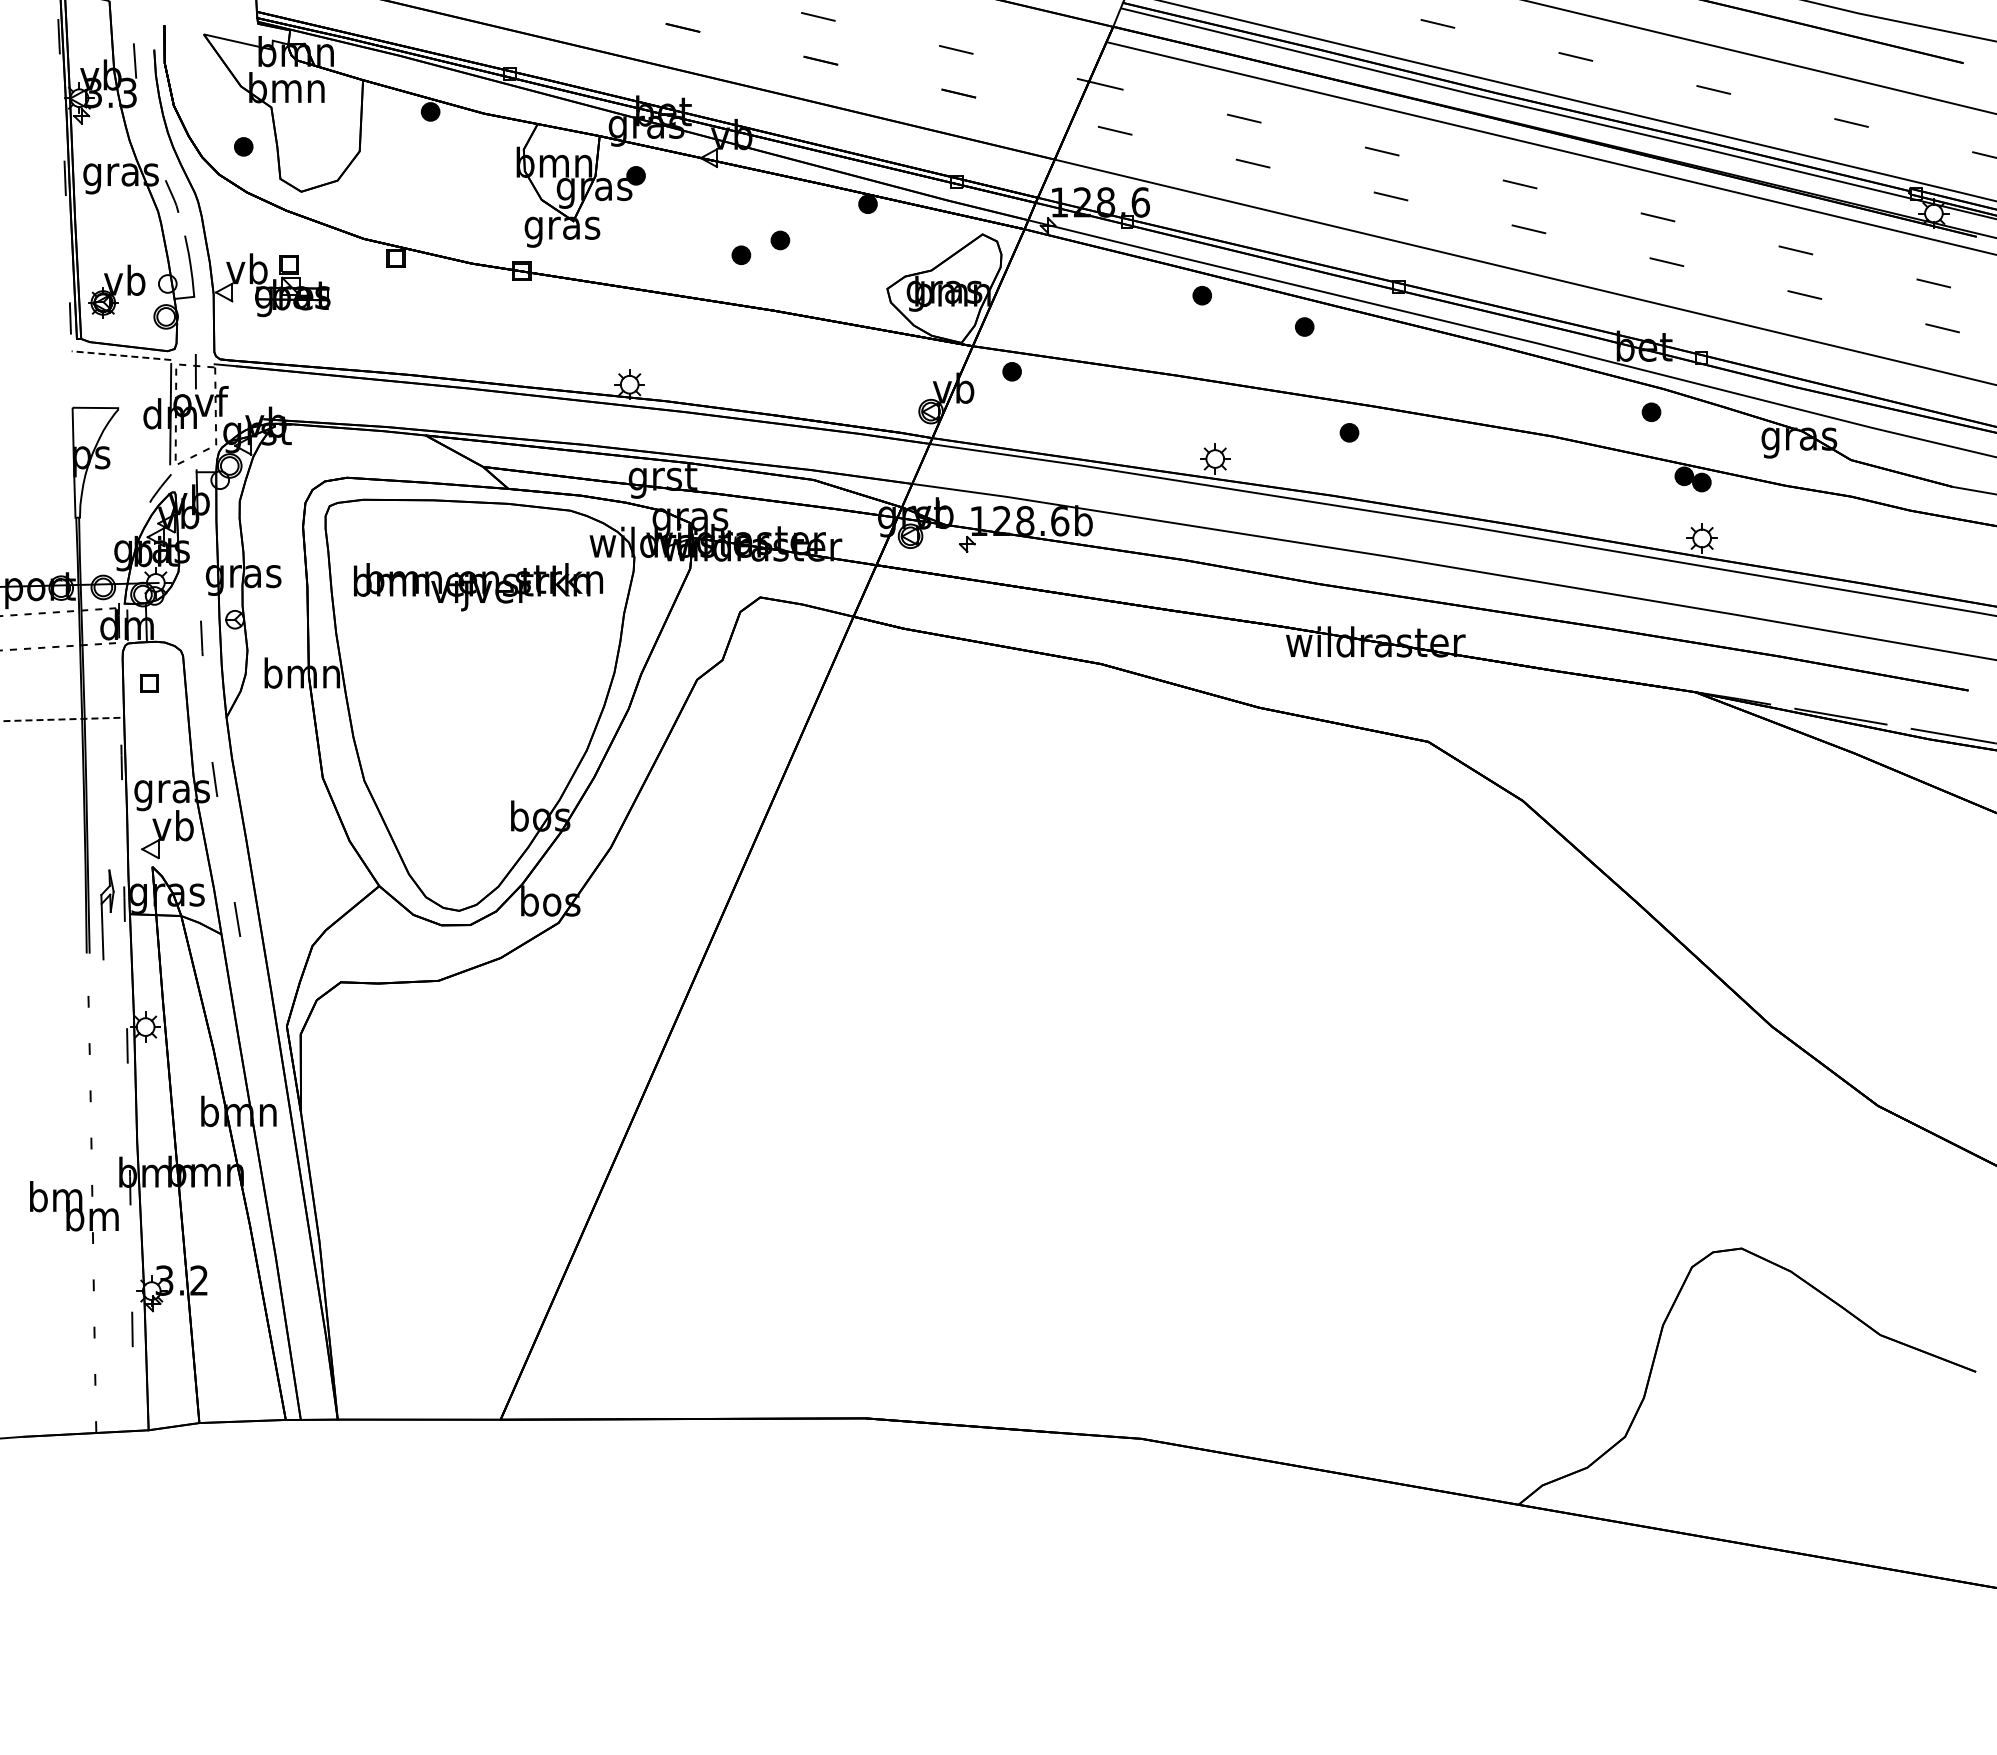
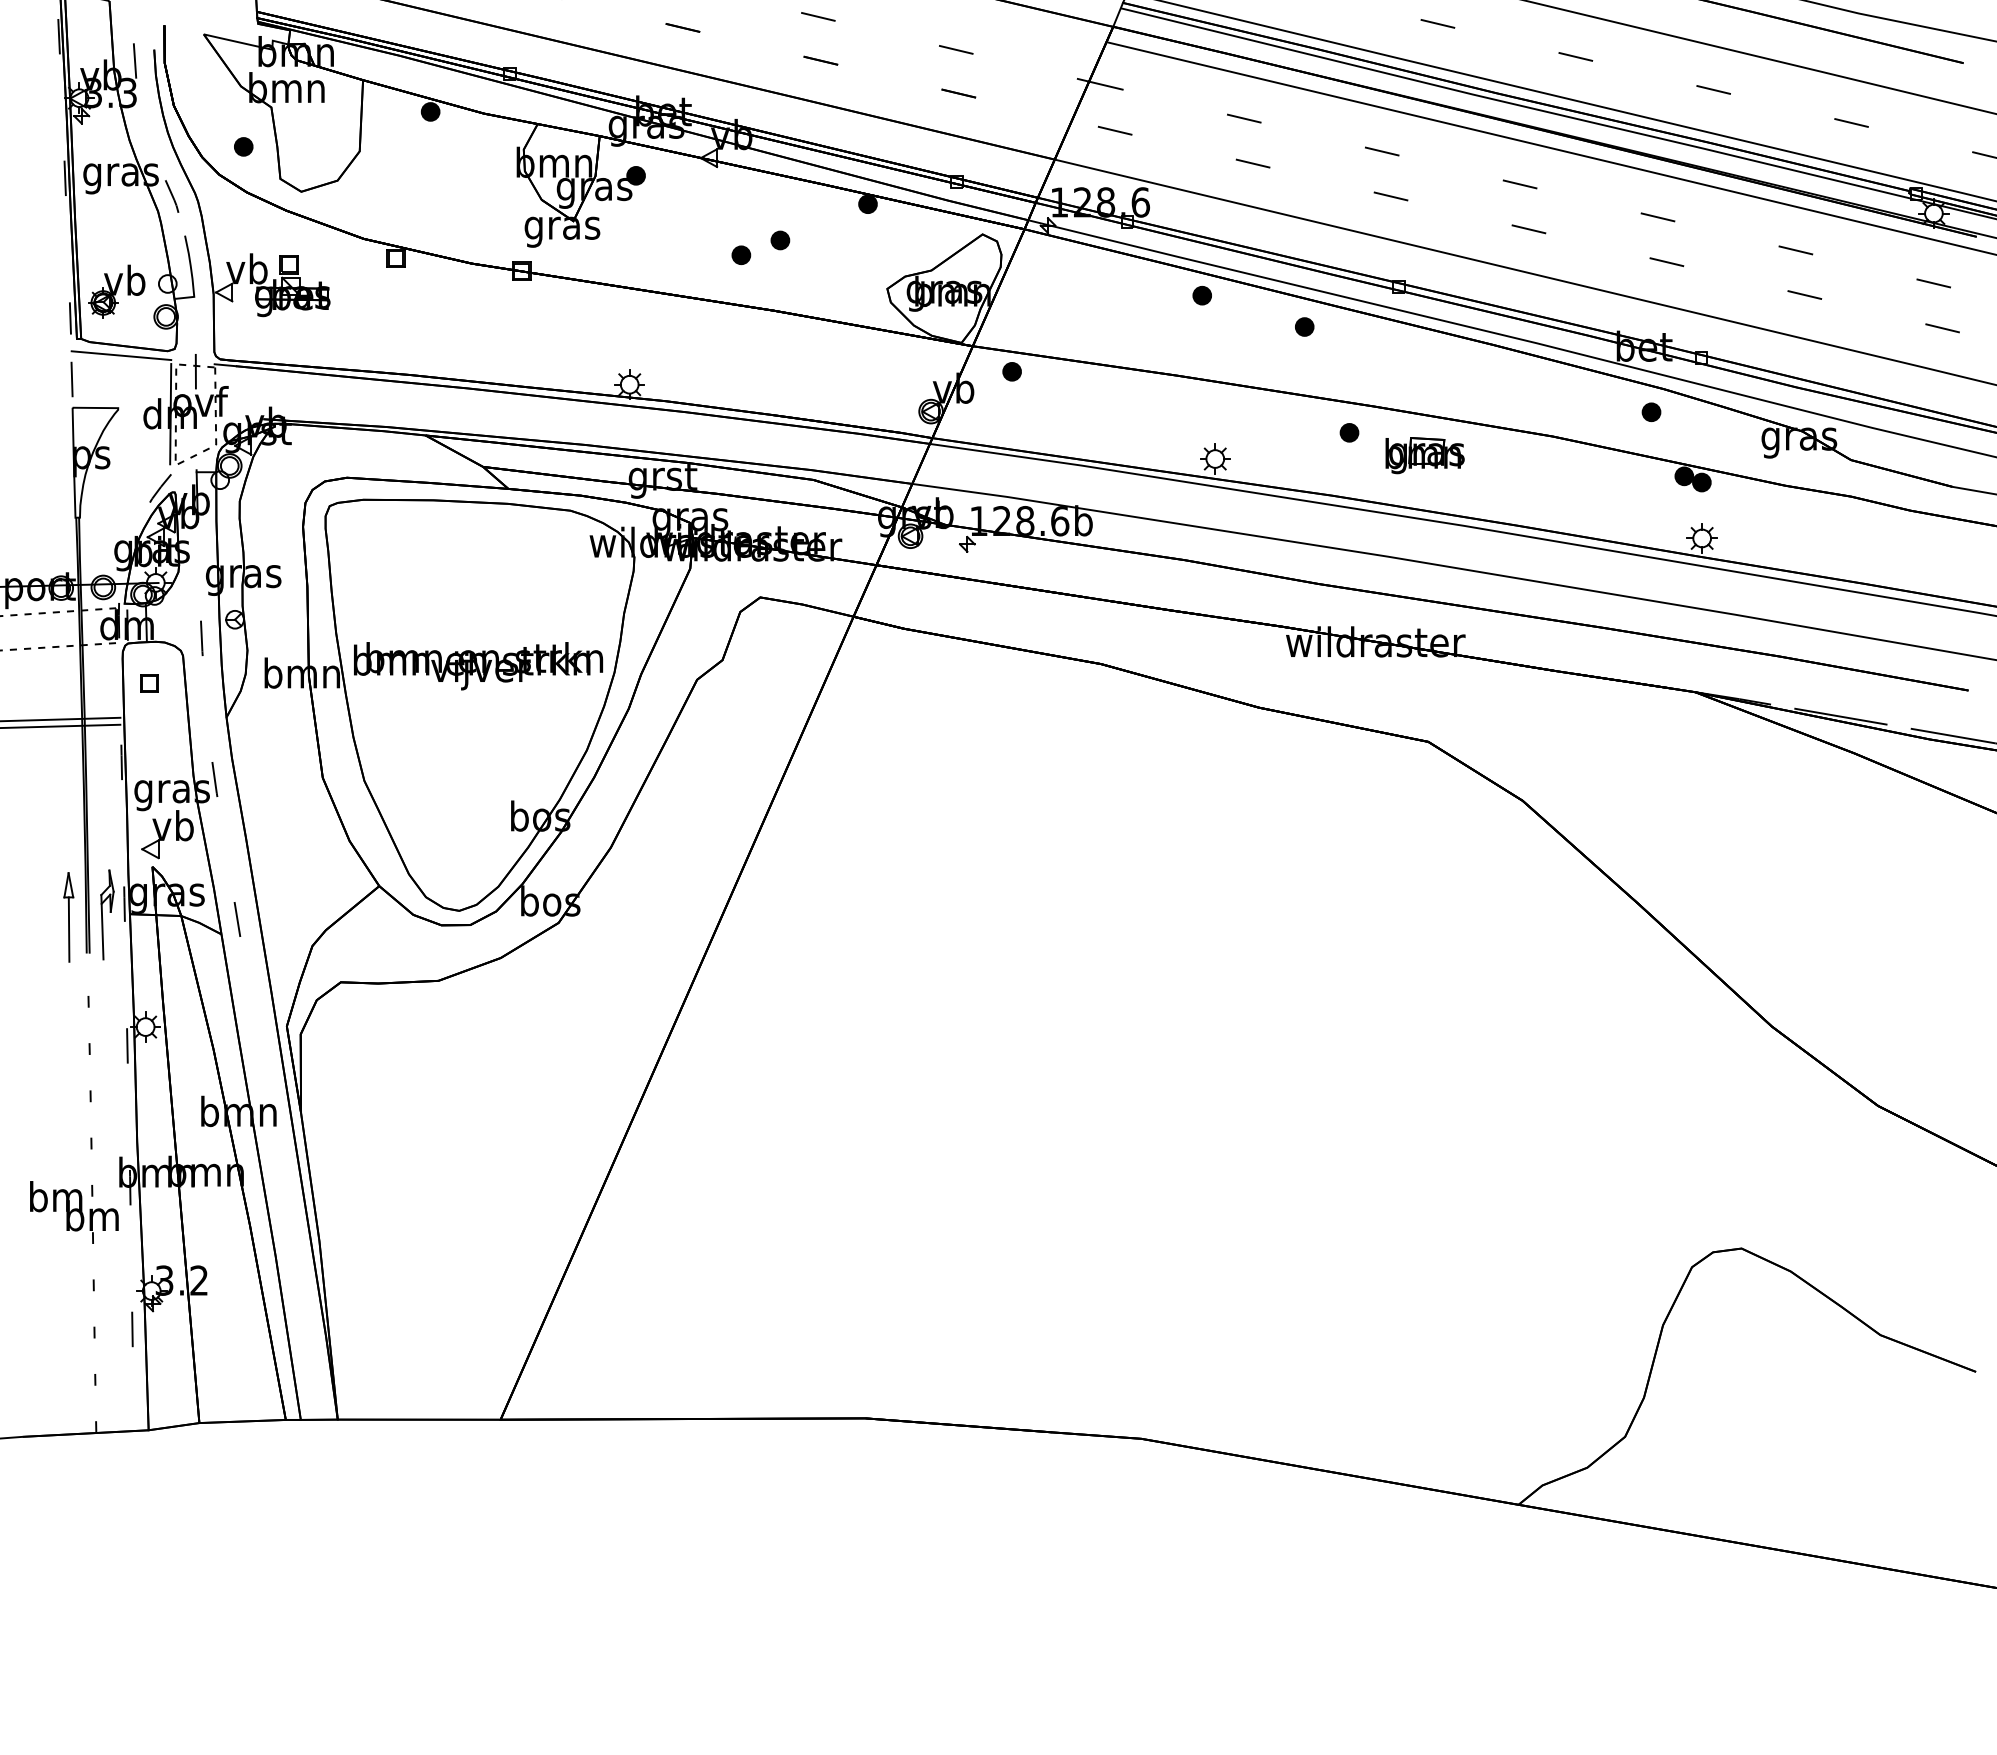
line: dashed -> solid (121, 355)
line: none -> present (71, 379)
part: none -> present (1424, 455)
text position: (478, 587) -> (478, 666) (478, 666)
line: dashed -> solid (60, 719)
line: none -> present (61, 725)
part: none -> present (68, 917)
